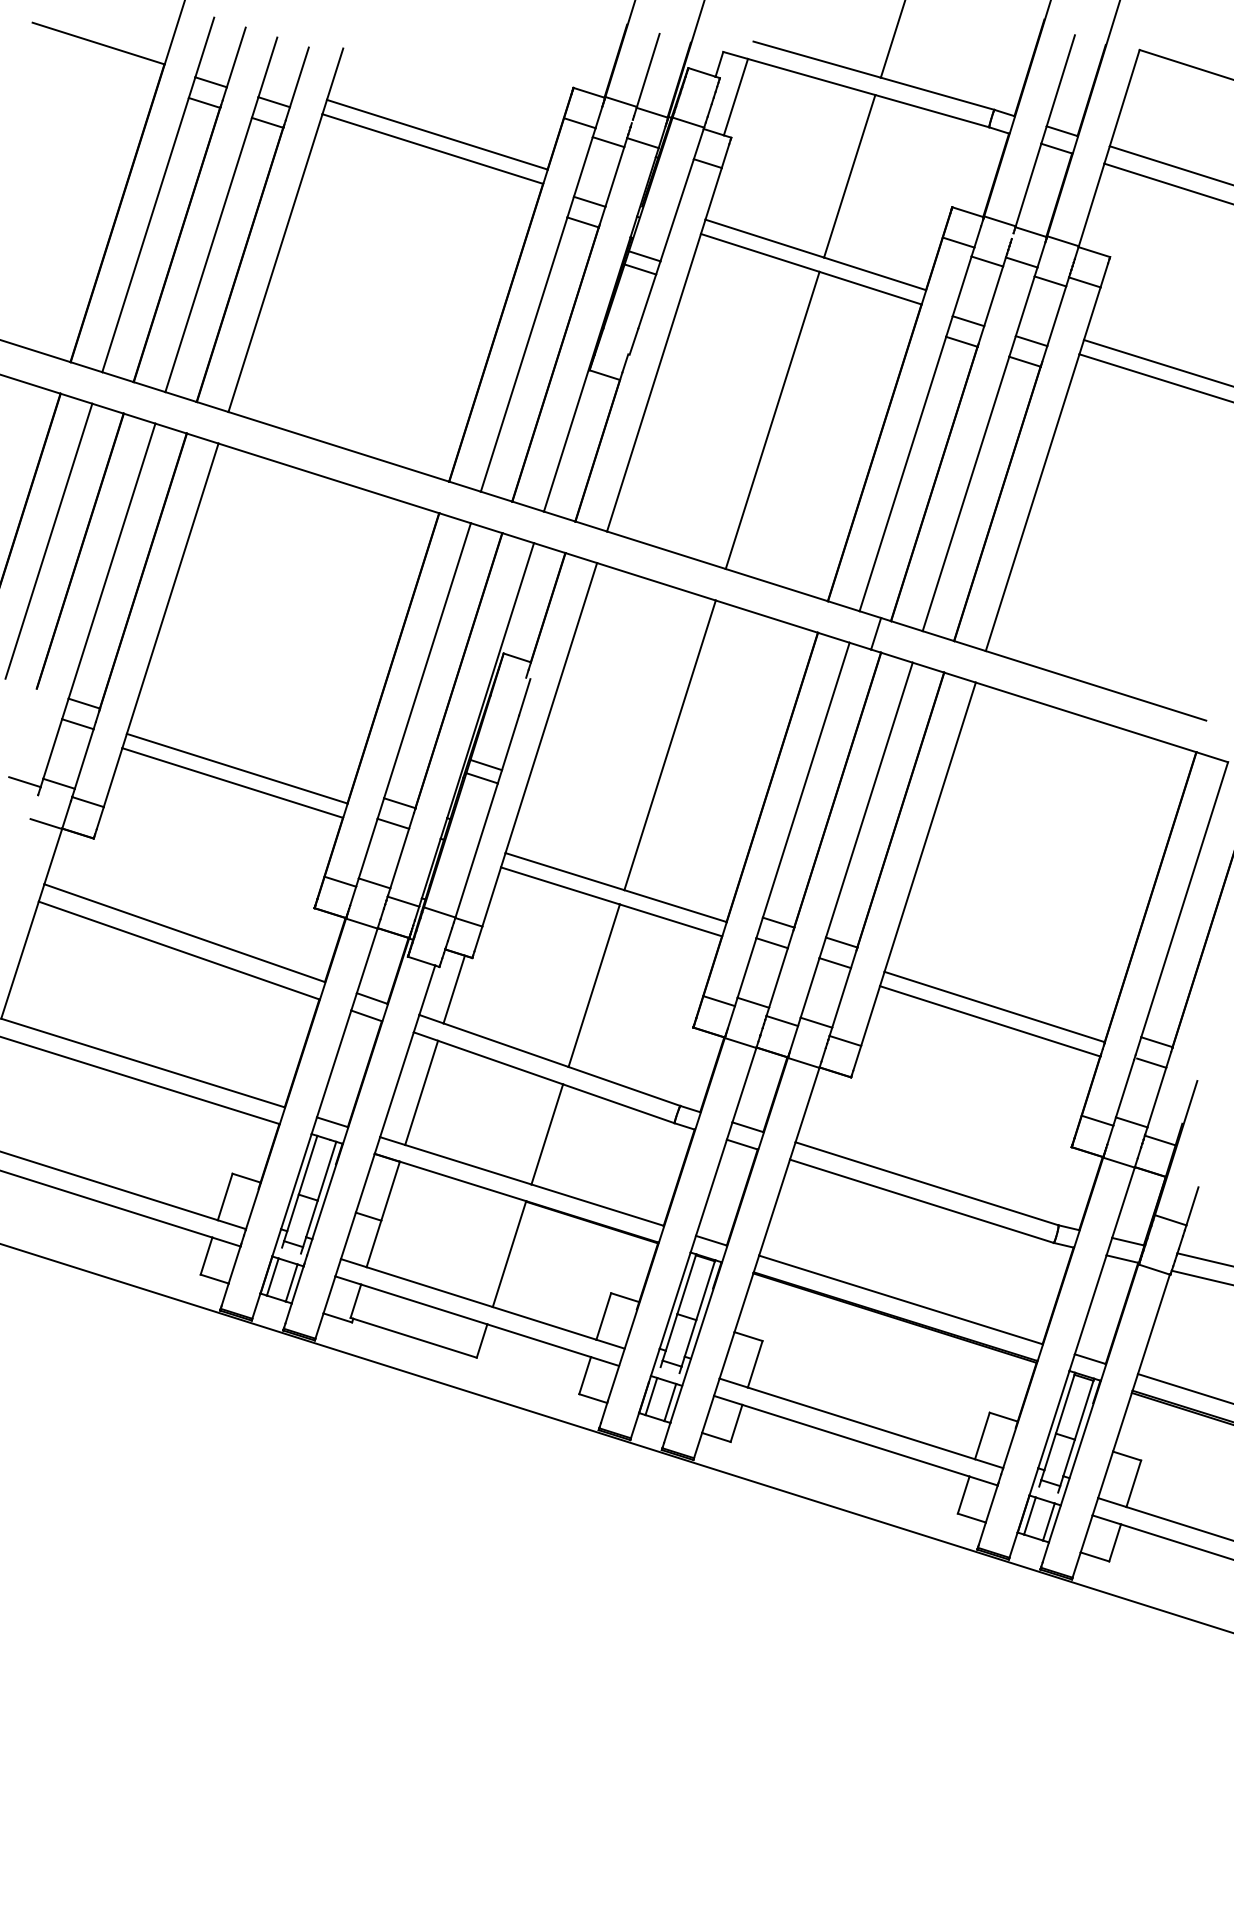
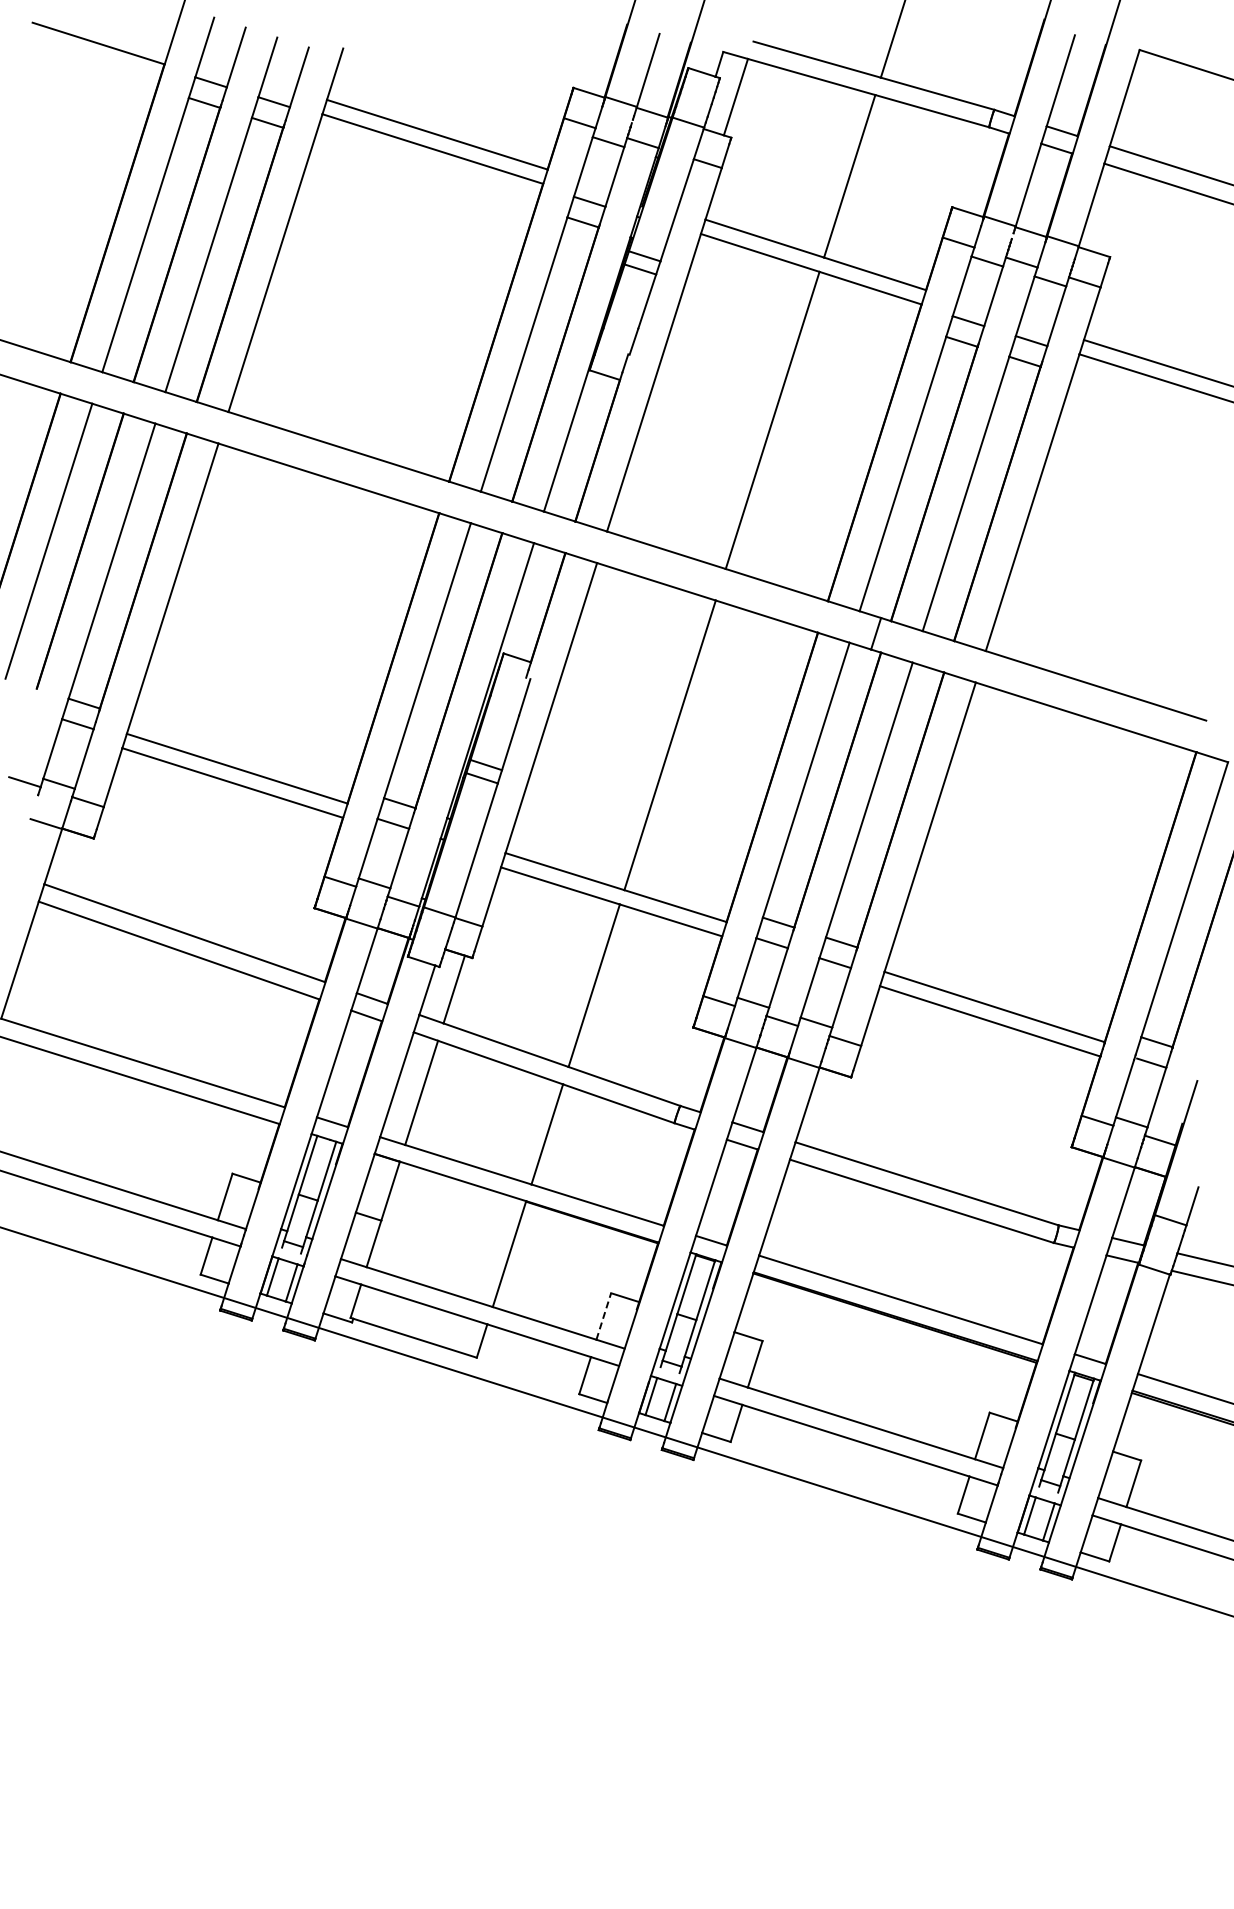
line: solid -> dashed (603, 1316)
line position: (616, 1438) -> (616, 1421) (616, 1421)
